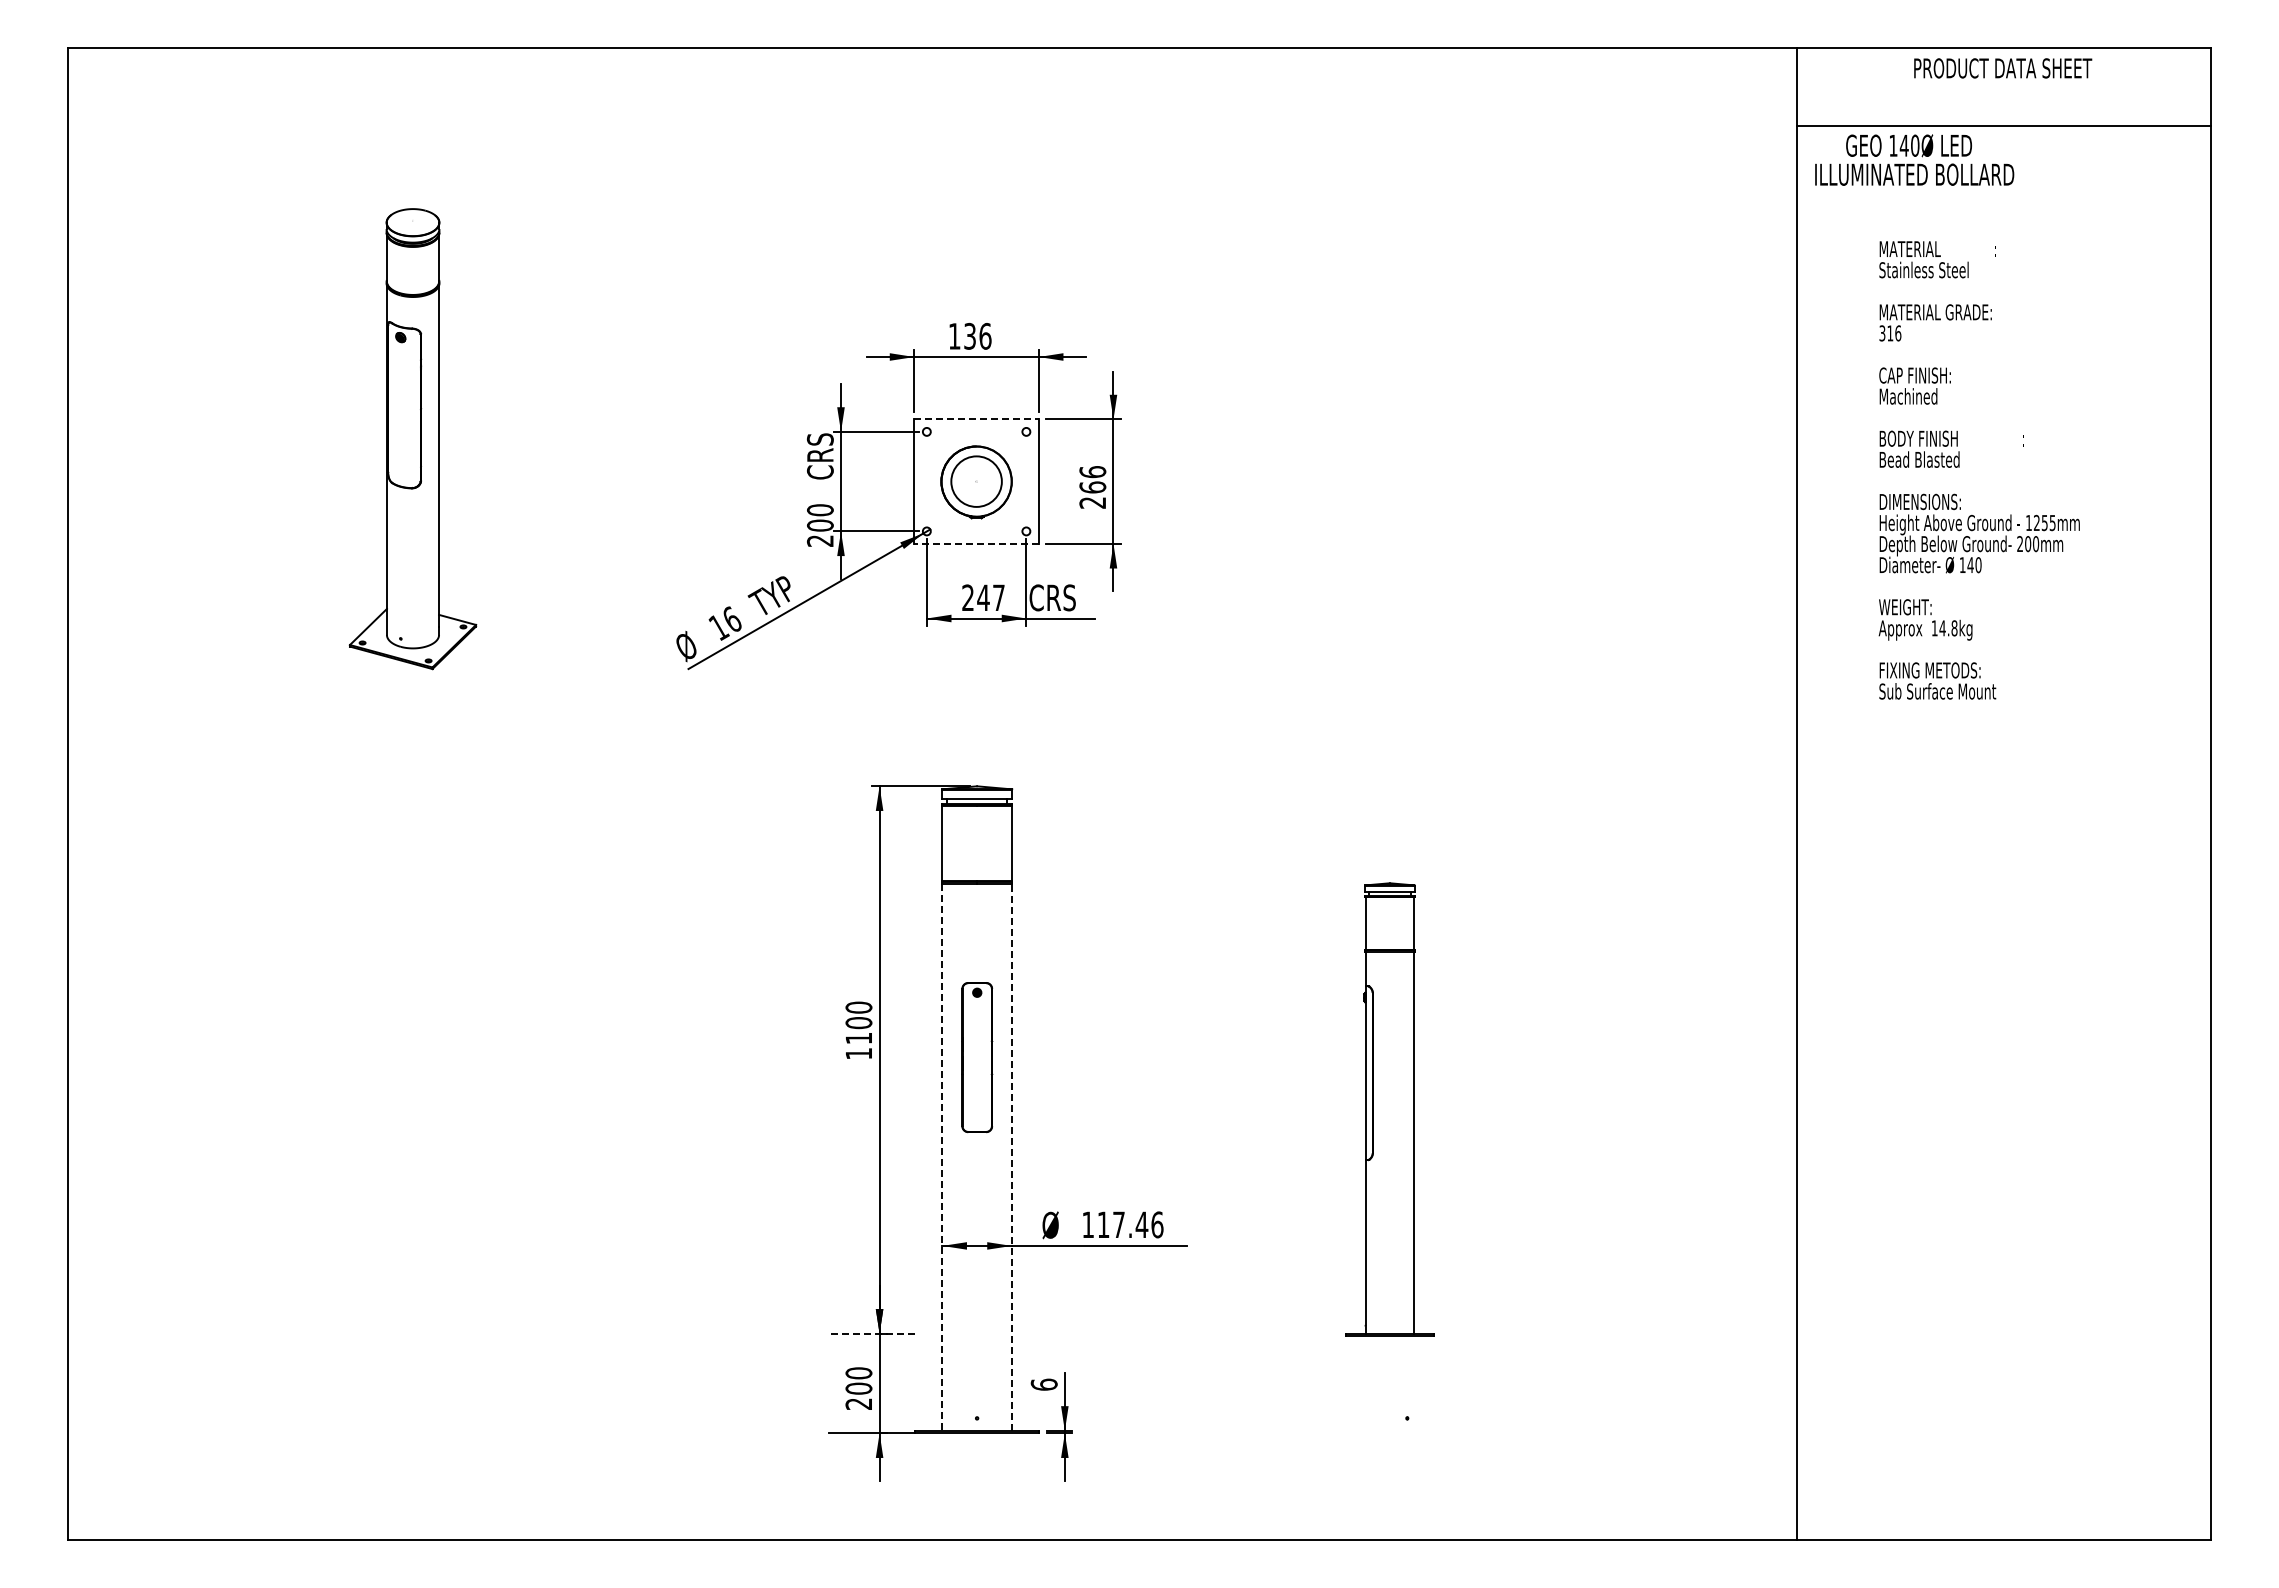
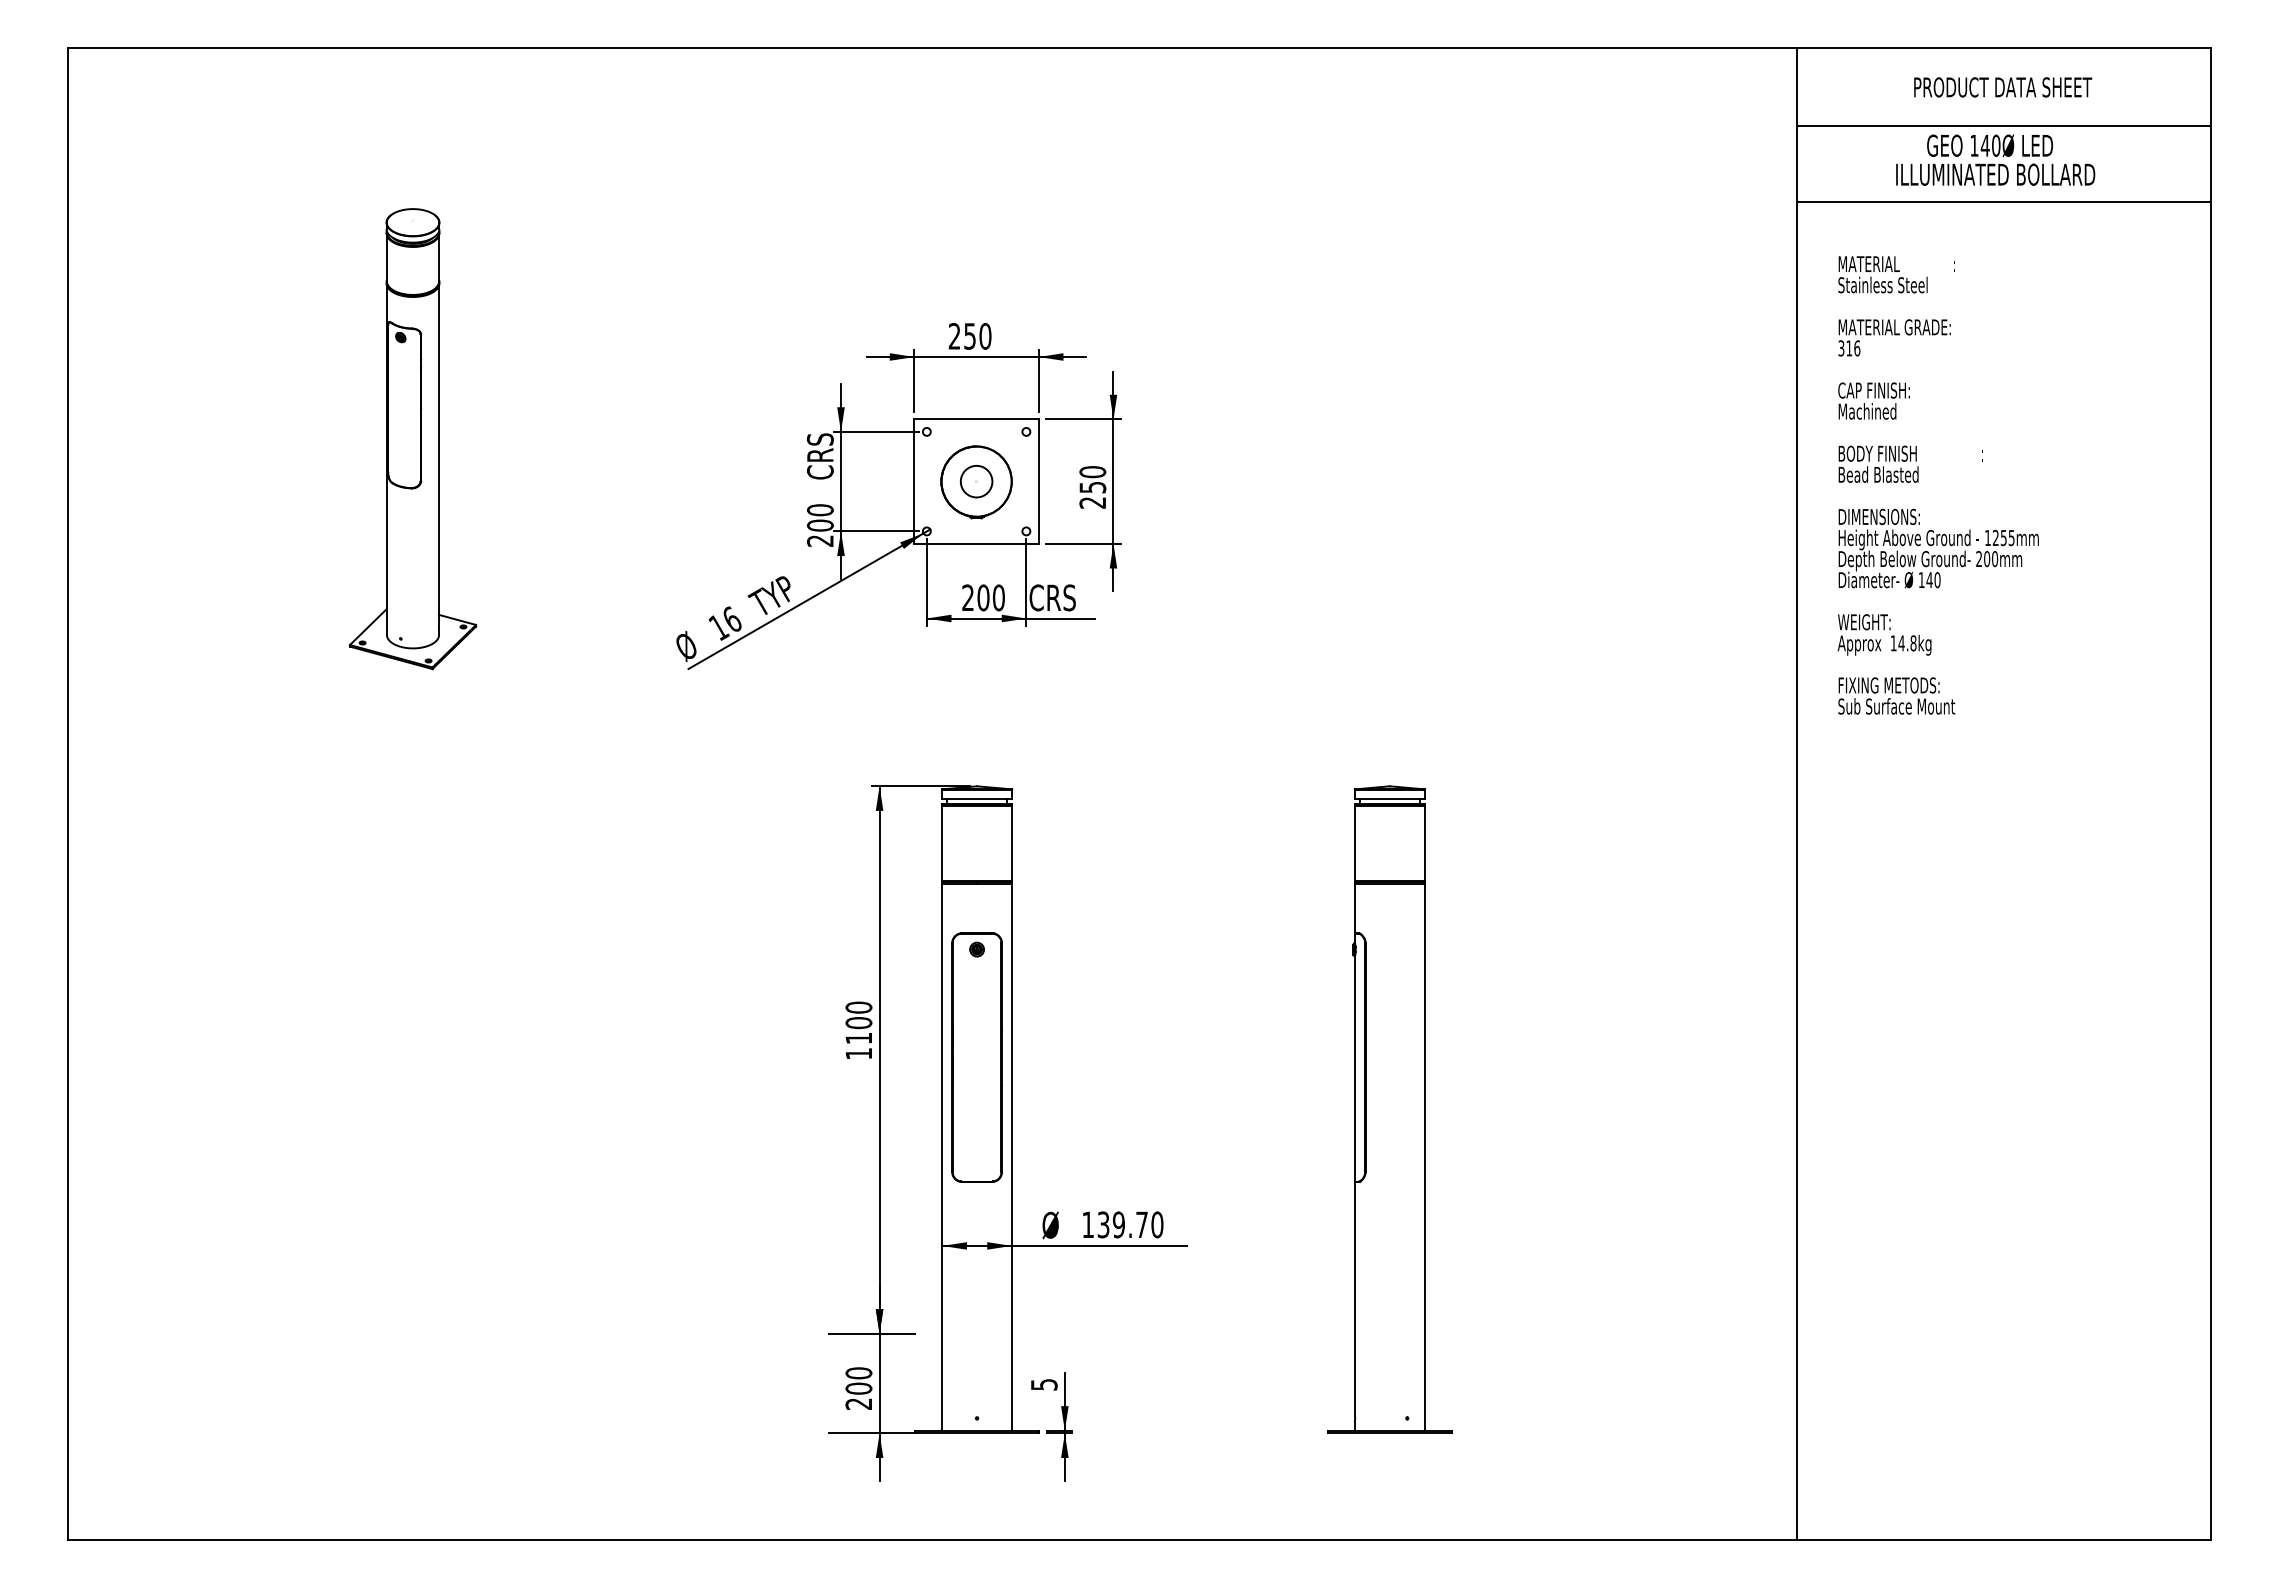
text position: (2003, 68) -> (2003, 87) (2003, 87)
text position: (1914, 159) -> (1995, 159) (1995, 159)
line: none -> present (2003, 201)
text: 136 -> 250 (969, 335)
line: dashed -> solid (977, 419)
text position: (1978, 470) -> (1937, 485) (1937, 485)
text: 266 -> 250 (1092, 479)
circle diameter: 51 px -> 32 px (976, 481)
line: dashed -> solid (976, 543)
text: 247 -> 200 (990, 597)
part size: 33x152 px -> 53x251 px (977, 1057)
part size: 90x455 px -> 126x649 px (1389, 1109)
line: dashed -> solid (1011, 1156)
line: dashed -> solid (942, 1157)
text: 117.46 -> 139.70 (1130, 1224)
line: dashed -> solid (872, 1333)
text: 6 -> 5 (1043, 1384)
